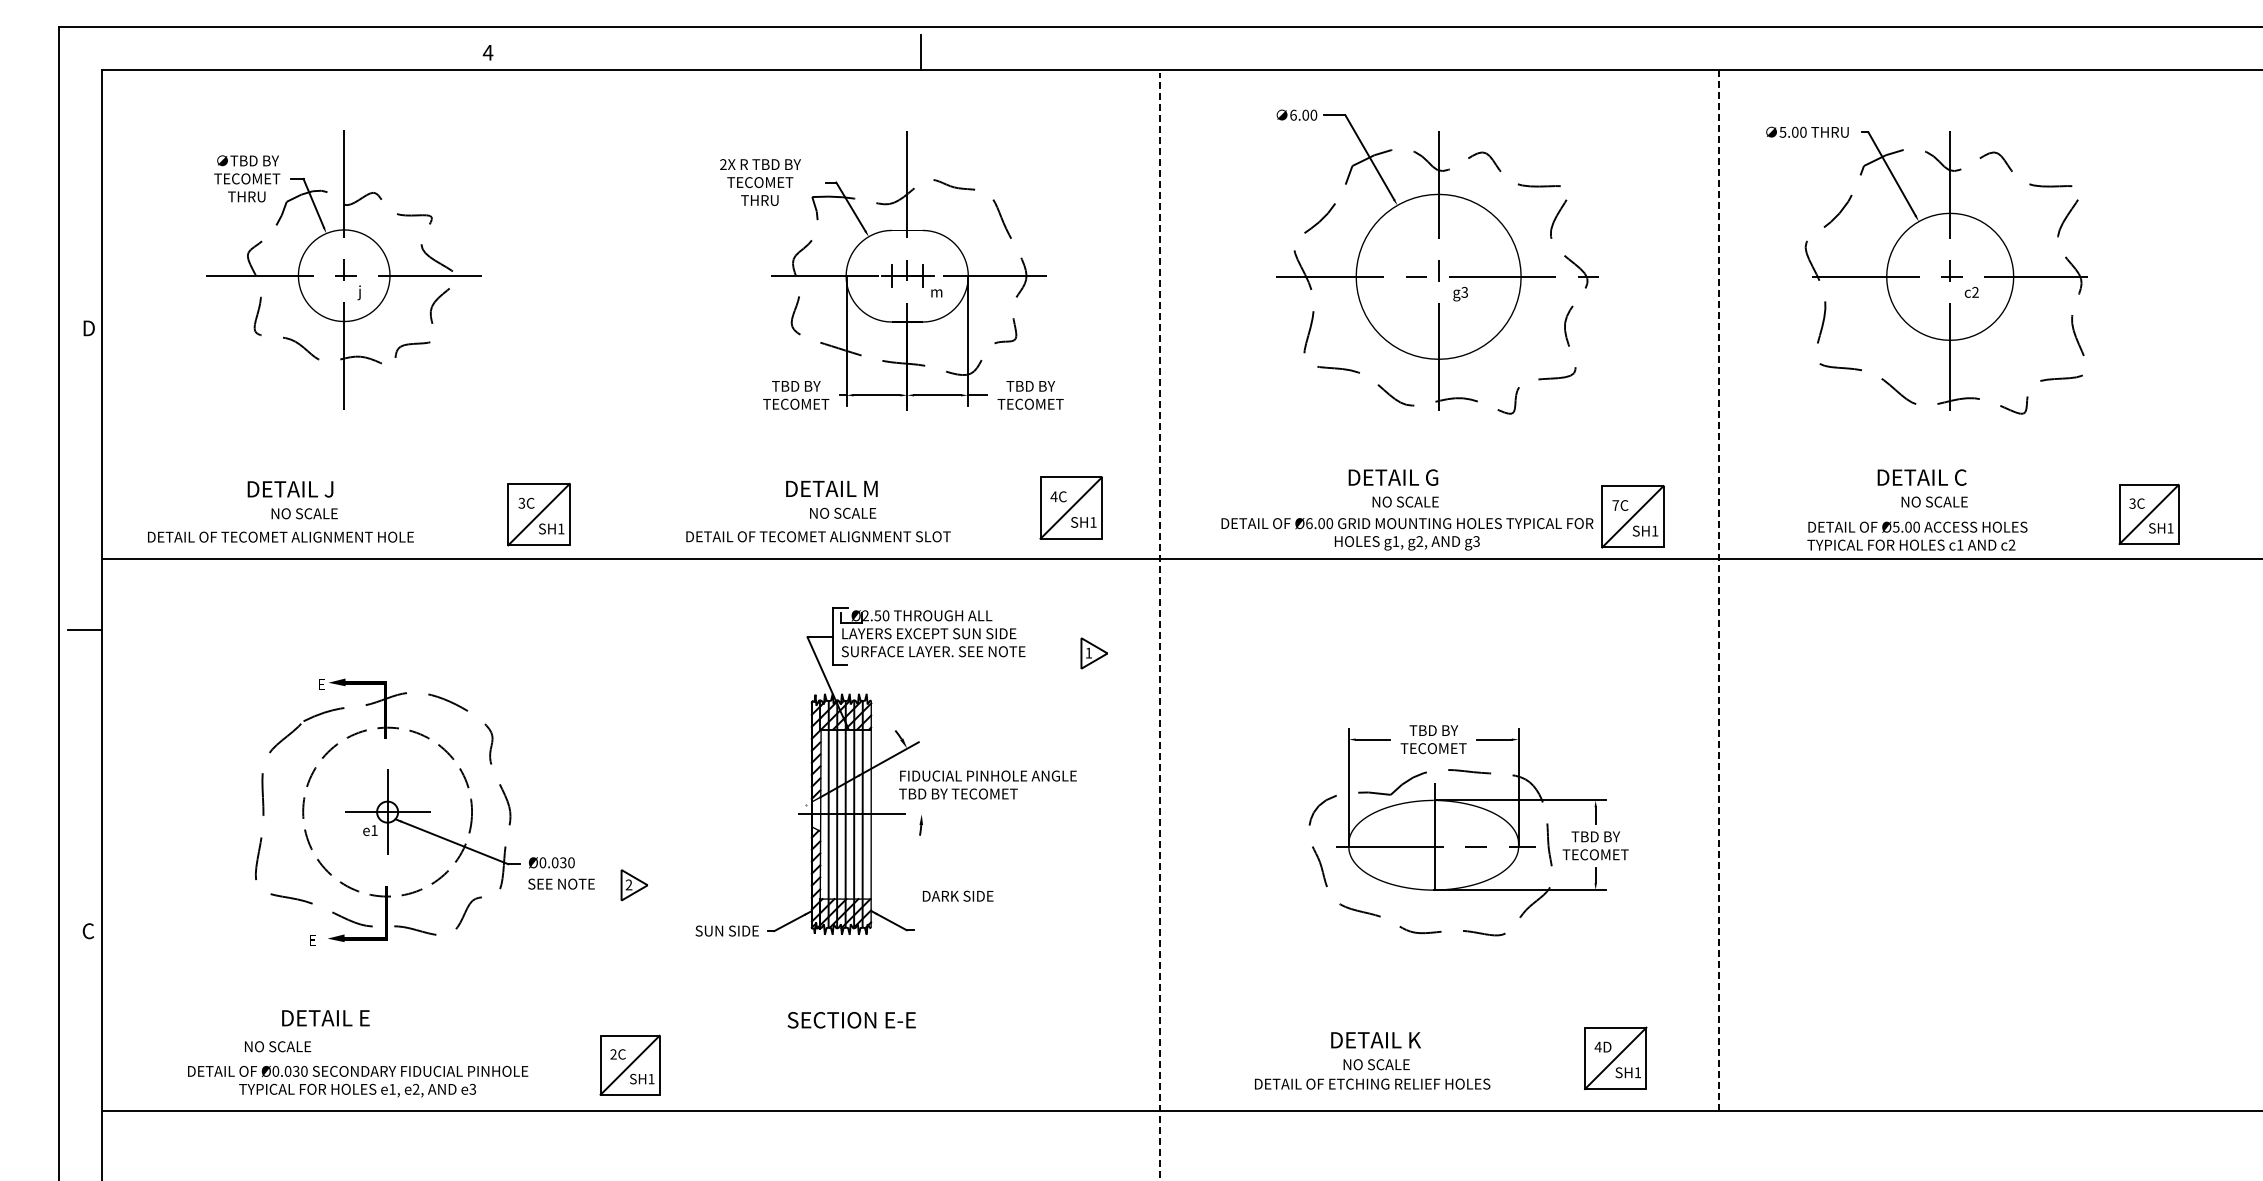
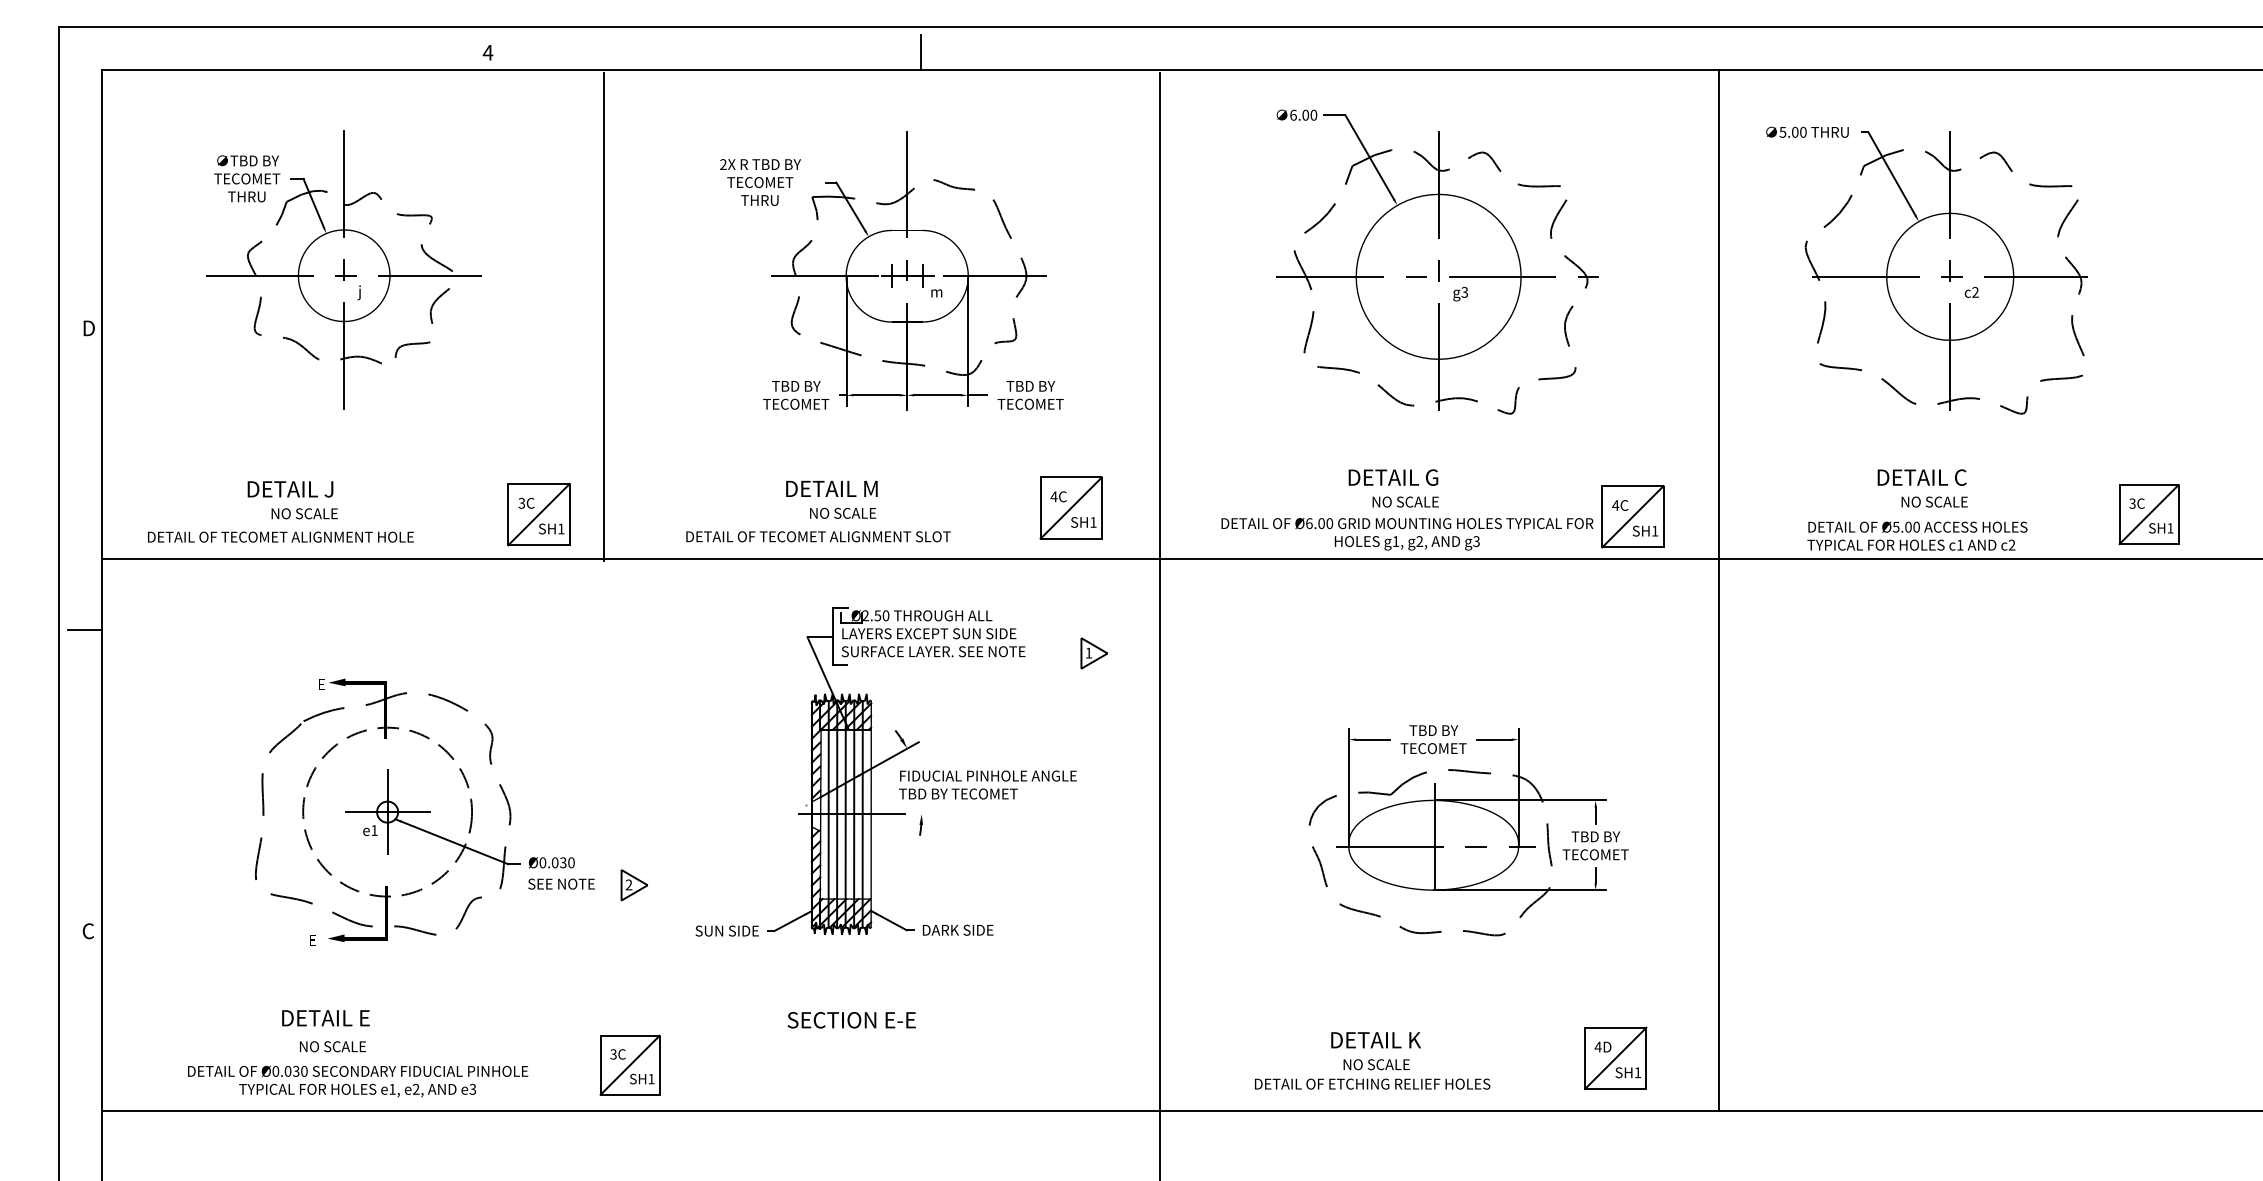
line: none -> present (603, 316)
text: 7C -> 4C (1615, 505)
line: dashed -> solid (1718, 590)
line: dashed -> solid (1159, 626)
text position: (957, 895) -> (957, 929) (957, 929)
text position: (278, 1046) -> (333, 1046) (333, 1046)
text: 2C -> 3C (613, 1054)
